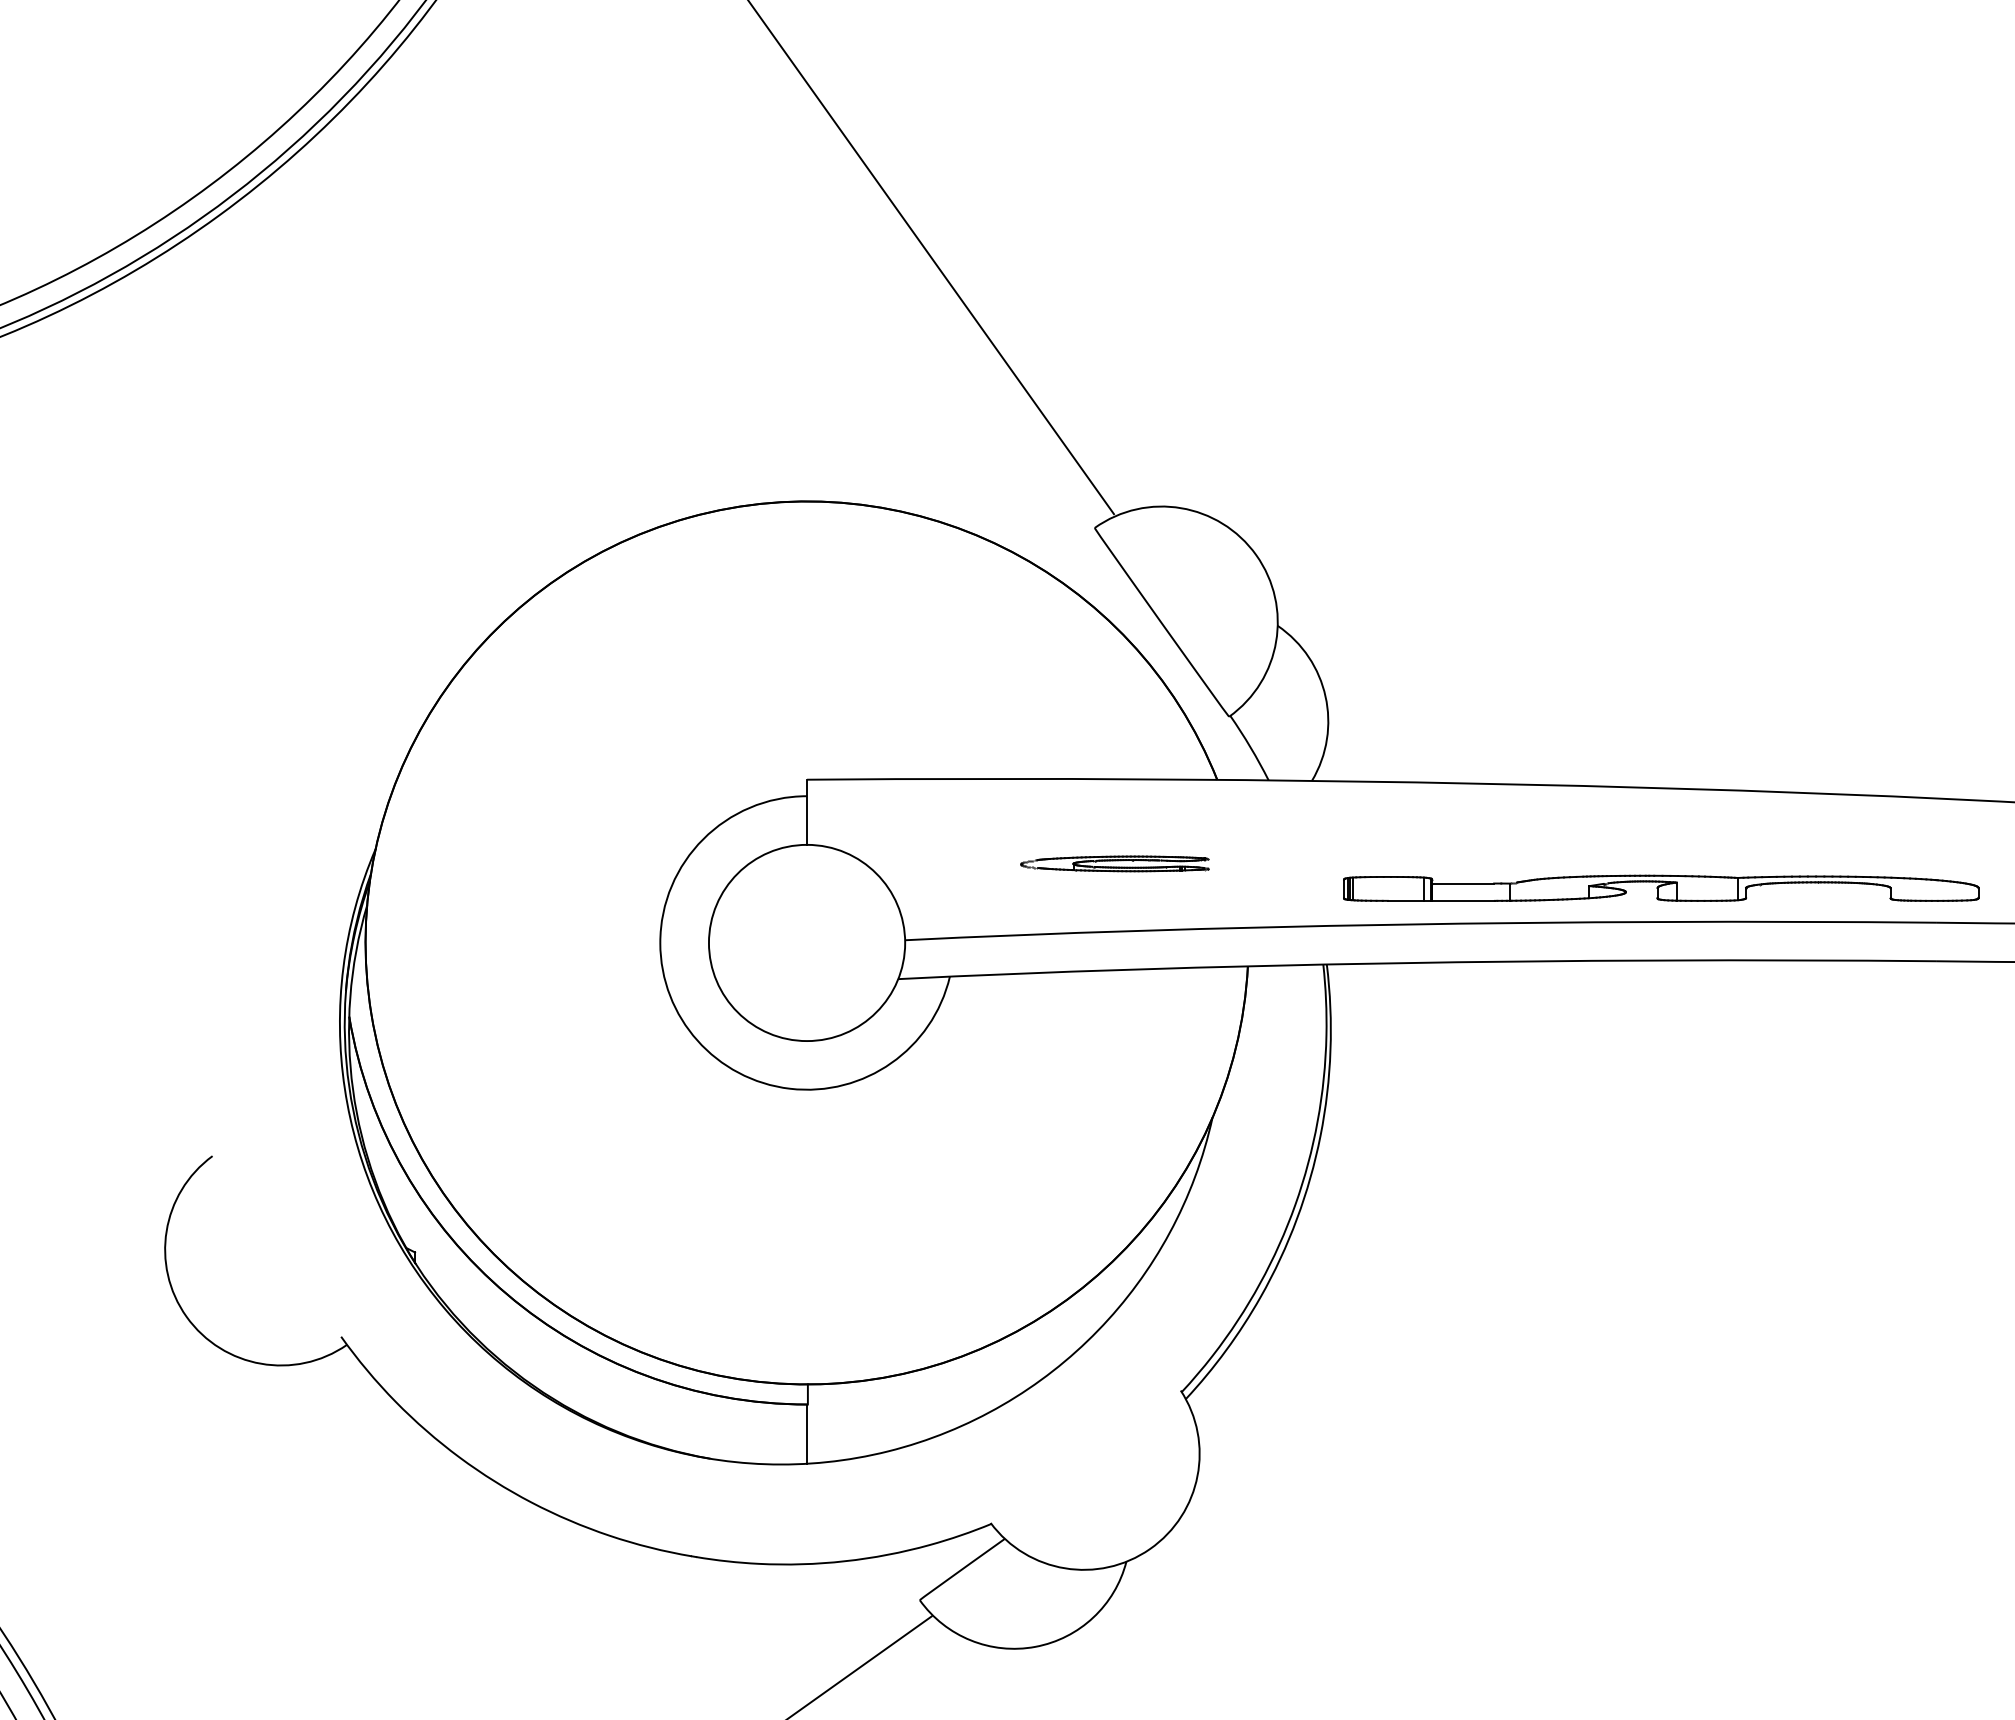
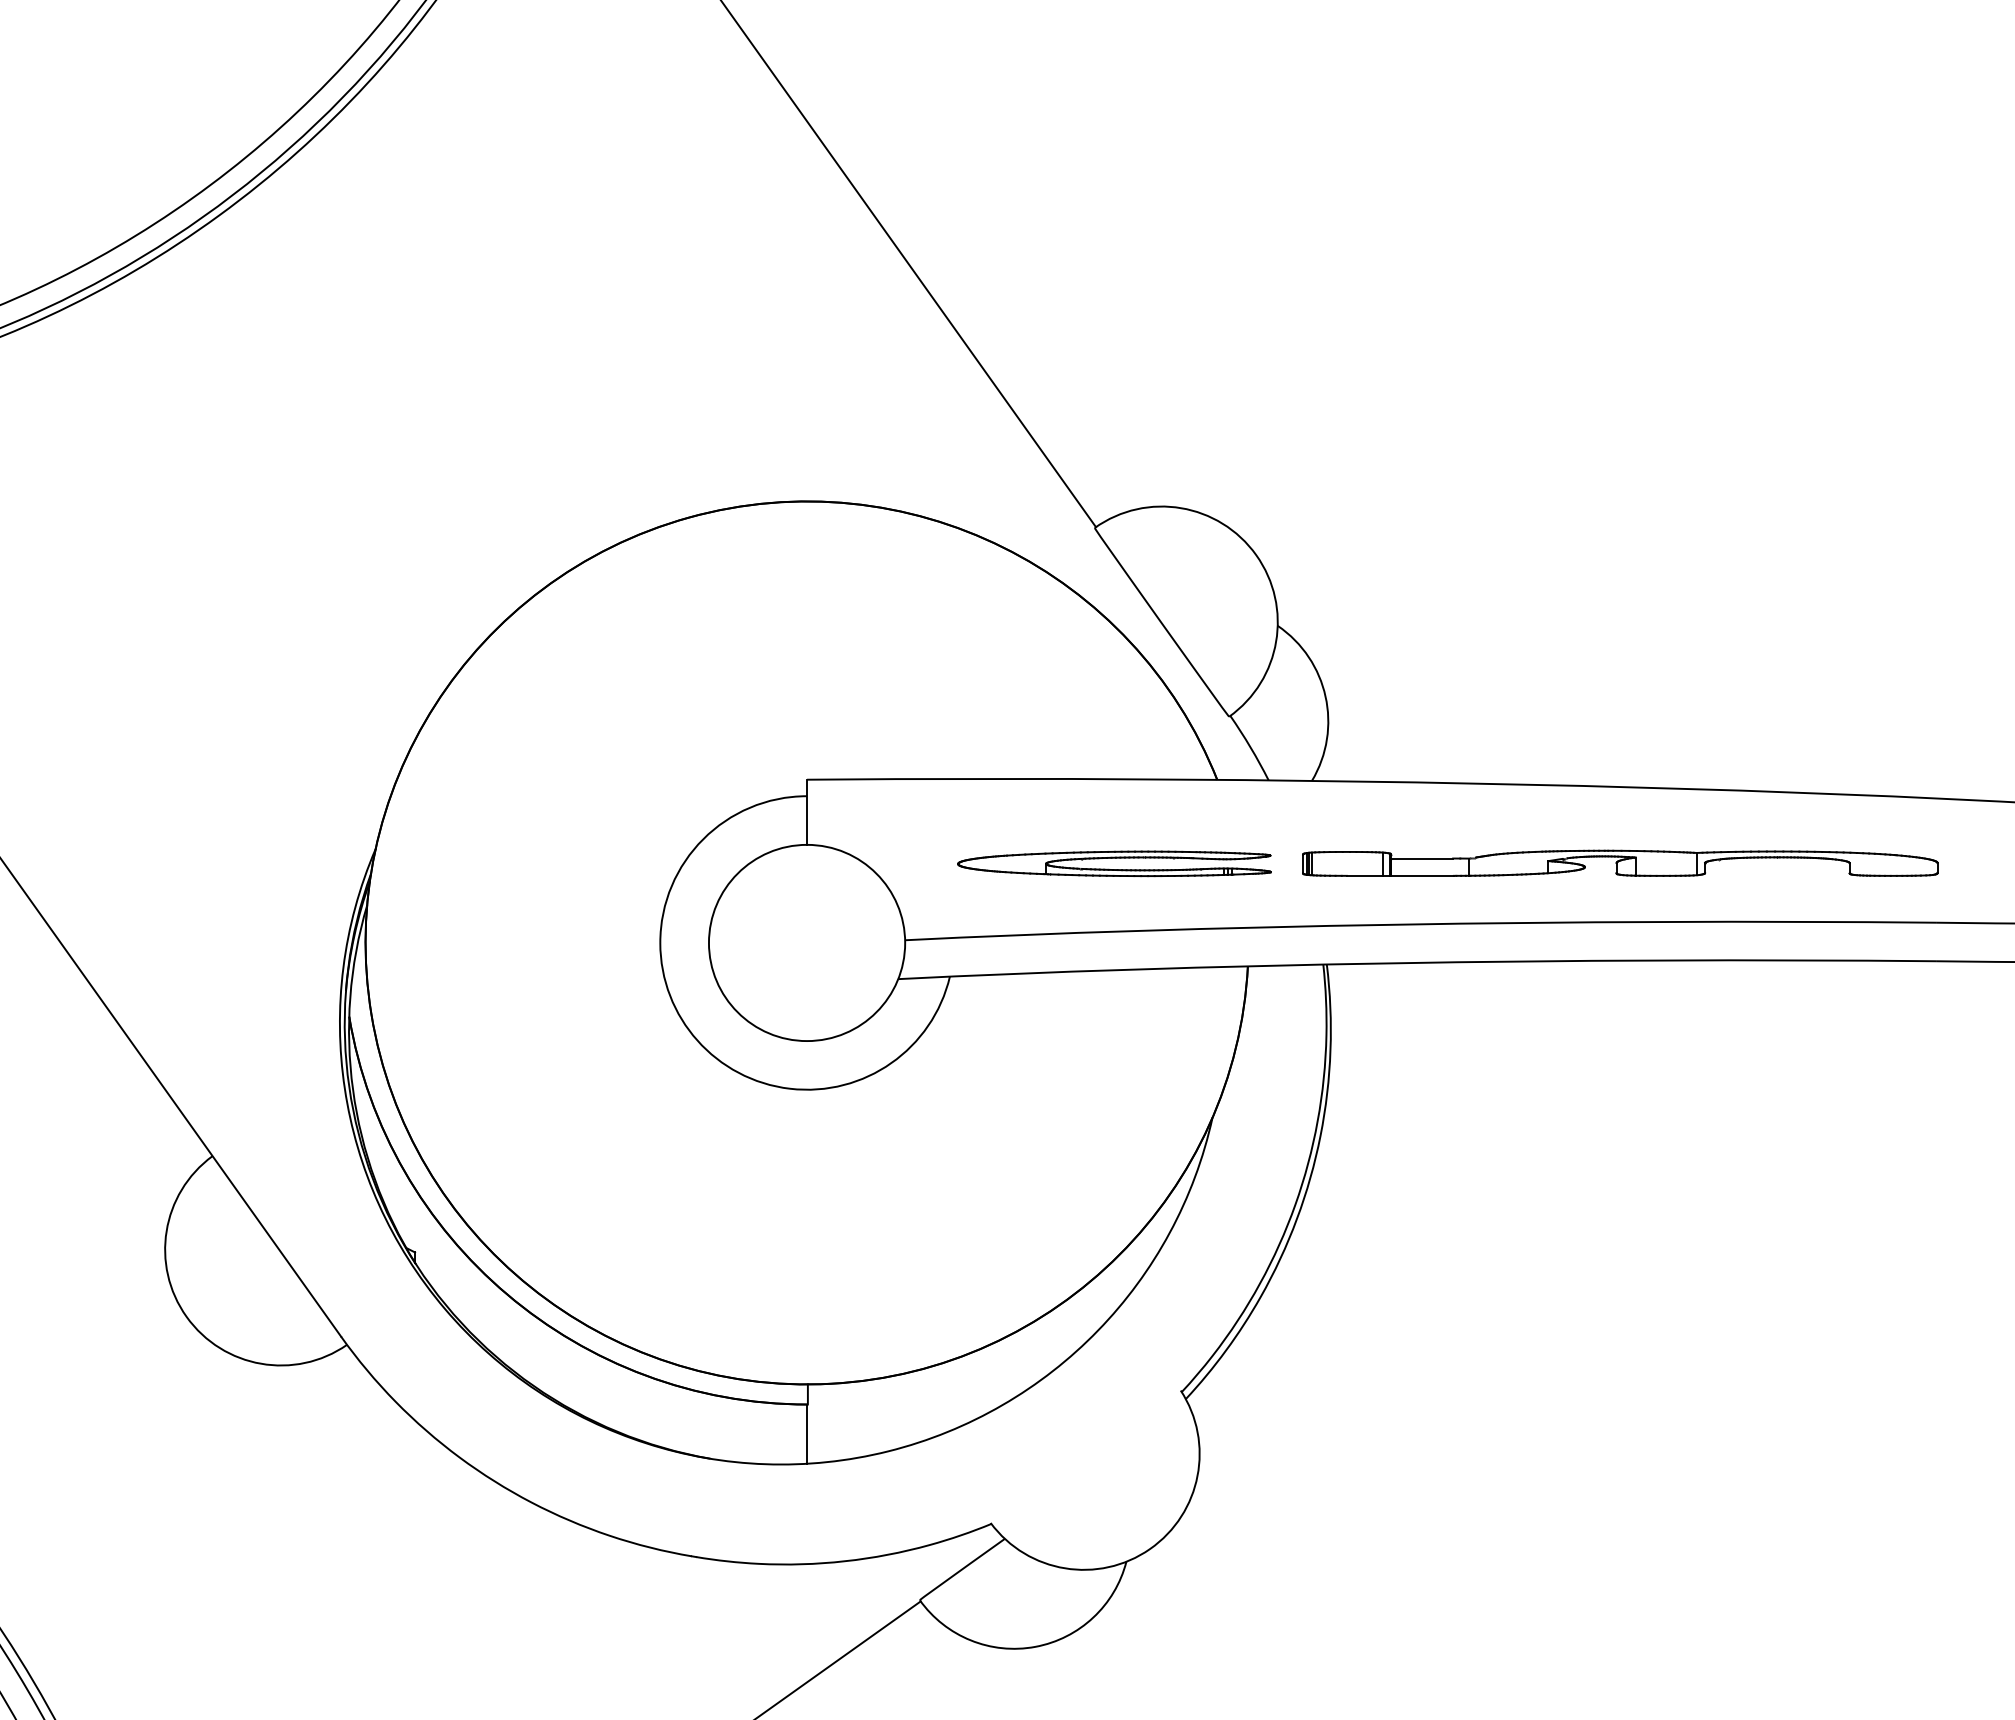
line position: (931, 258) -> (908, 264) (908, 264)
part size: 190x18 px -> 315x28 px (1114, 863)
part position: (1661, 887) -> (1620, 862) (1620, 862)
line: none -> present (171, 1098)
line position: (860, 1666) -> (839, 1658) (839, 1658)
